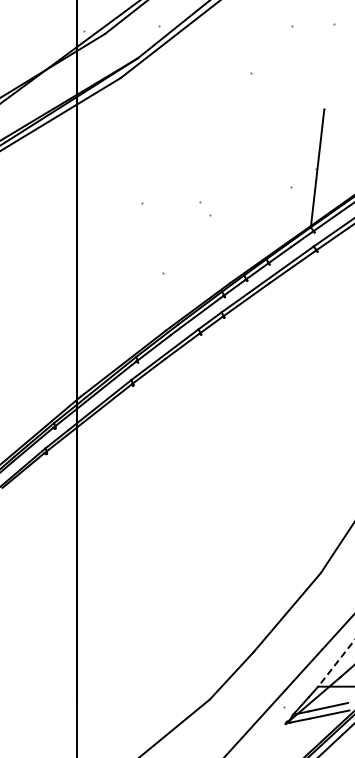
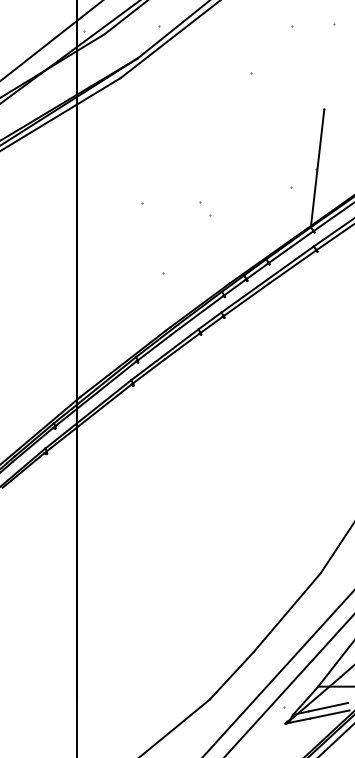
line: none -> present (51, 40)
line: dashed -> solid (336, 663)
line: none -> present (278, 673)
